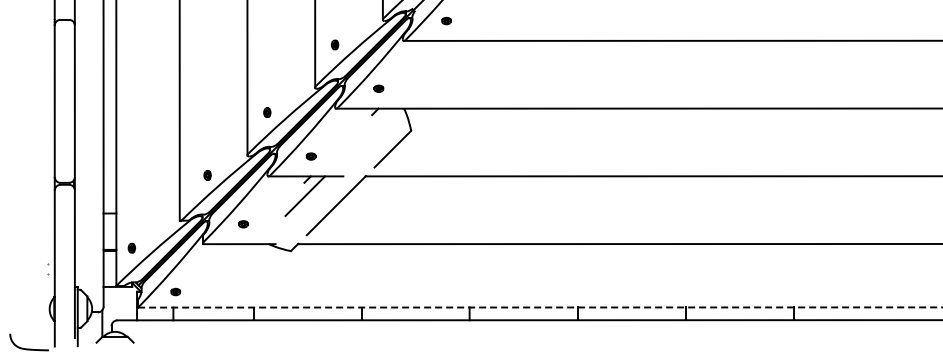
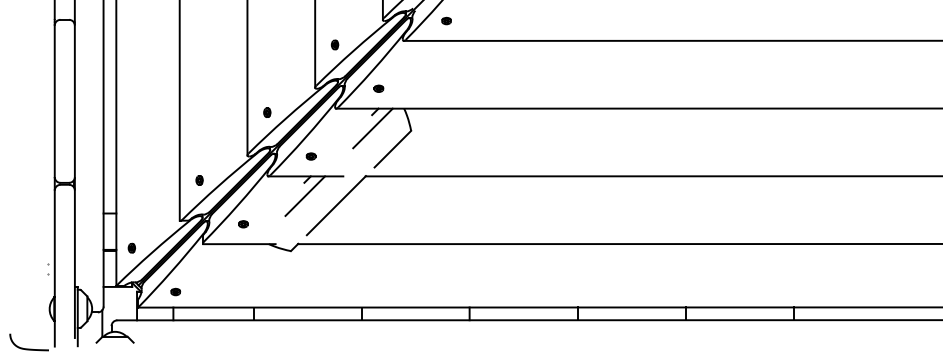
line: none -> present (372, 128)
part position: (207, 175) -> (199, 180) (199, 180)
line: dashed -> solid (540, 307)
